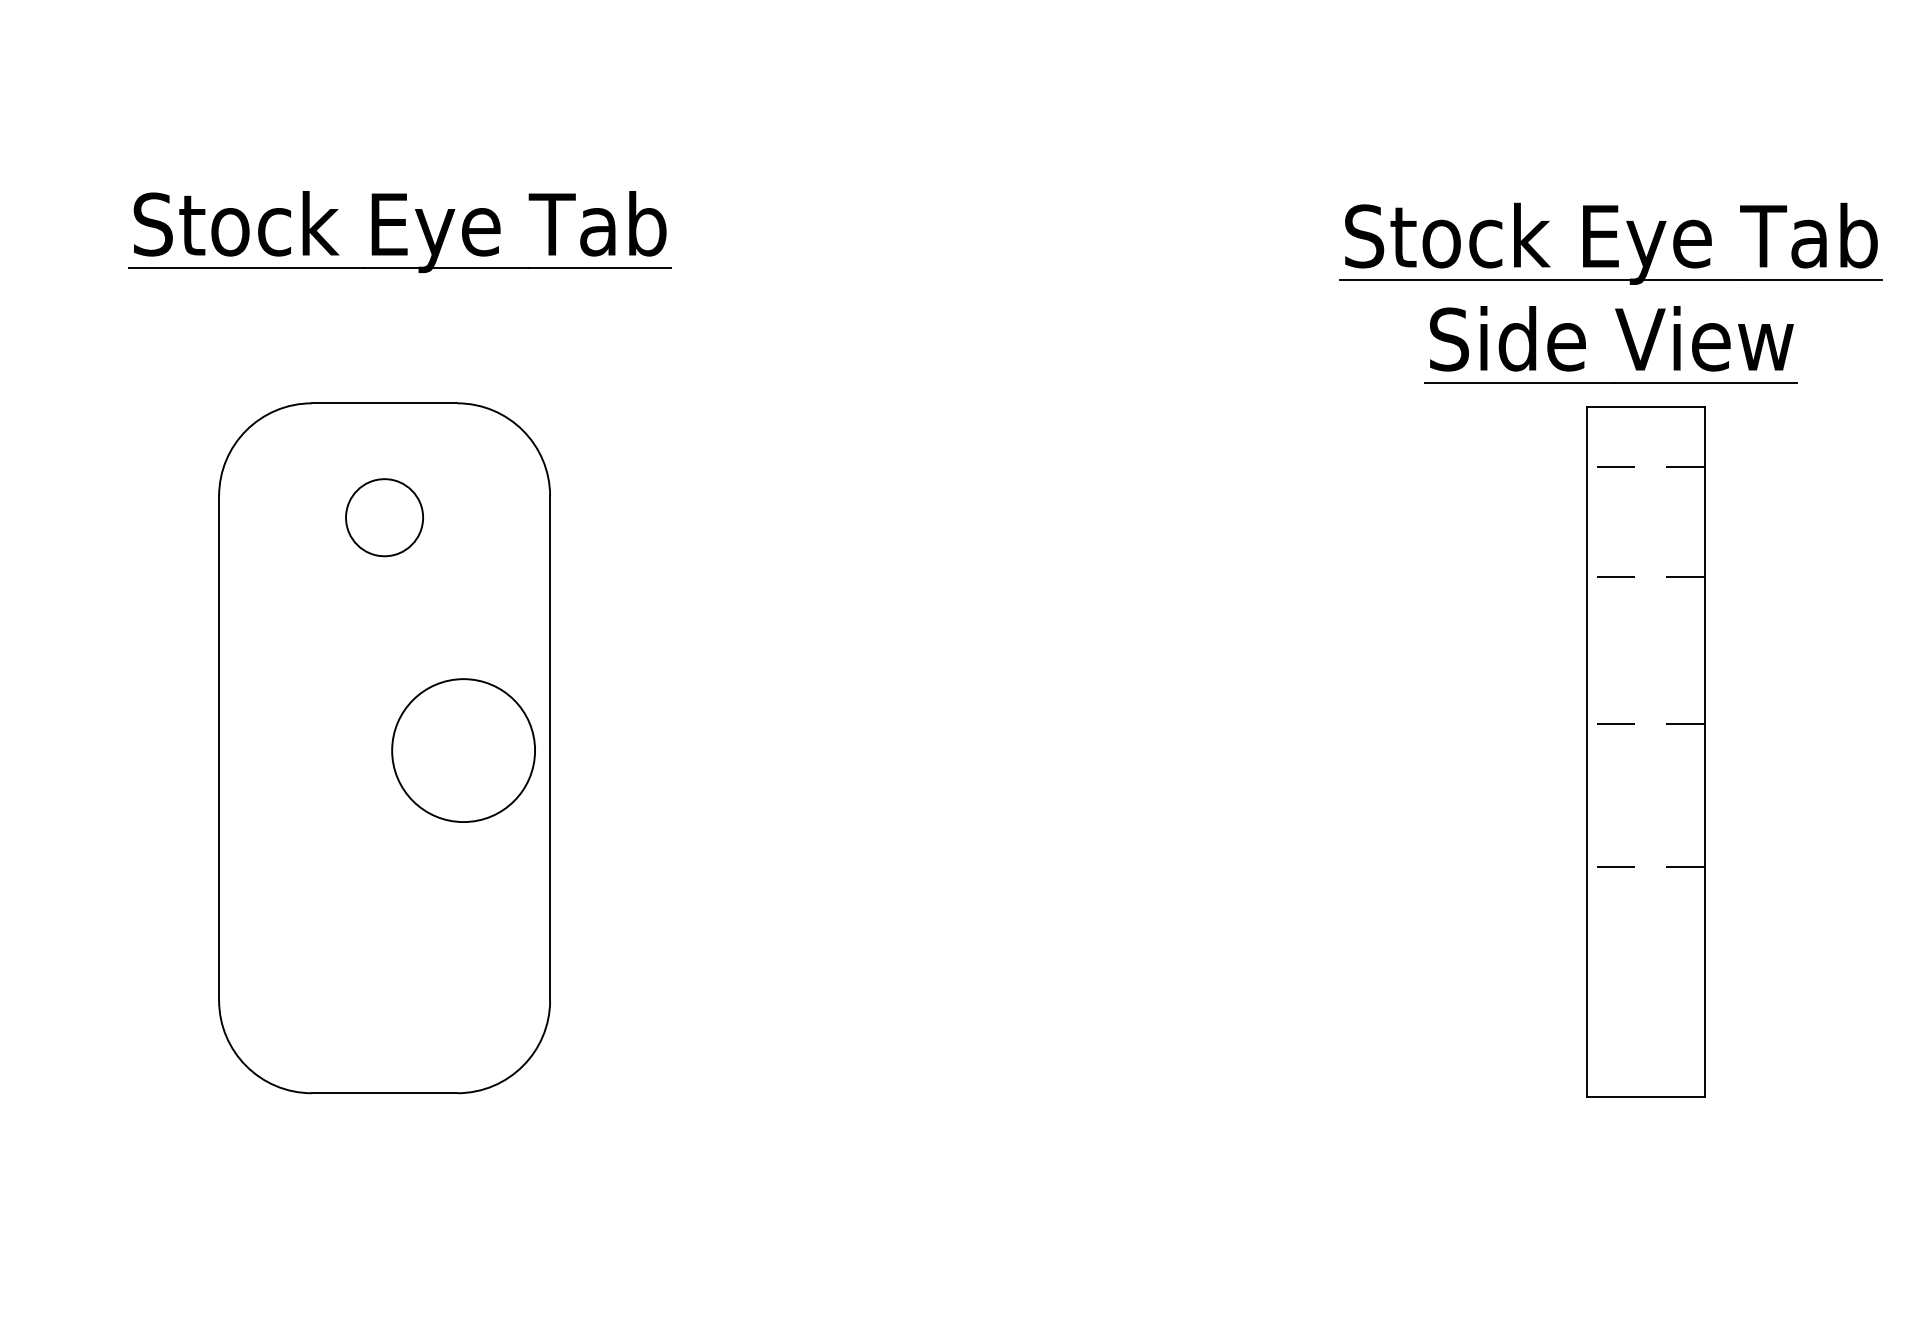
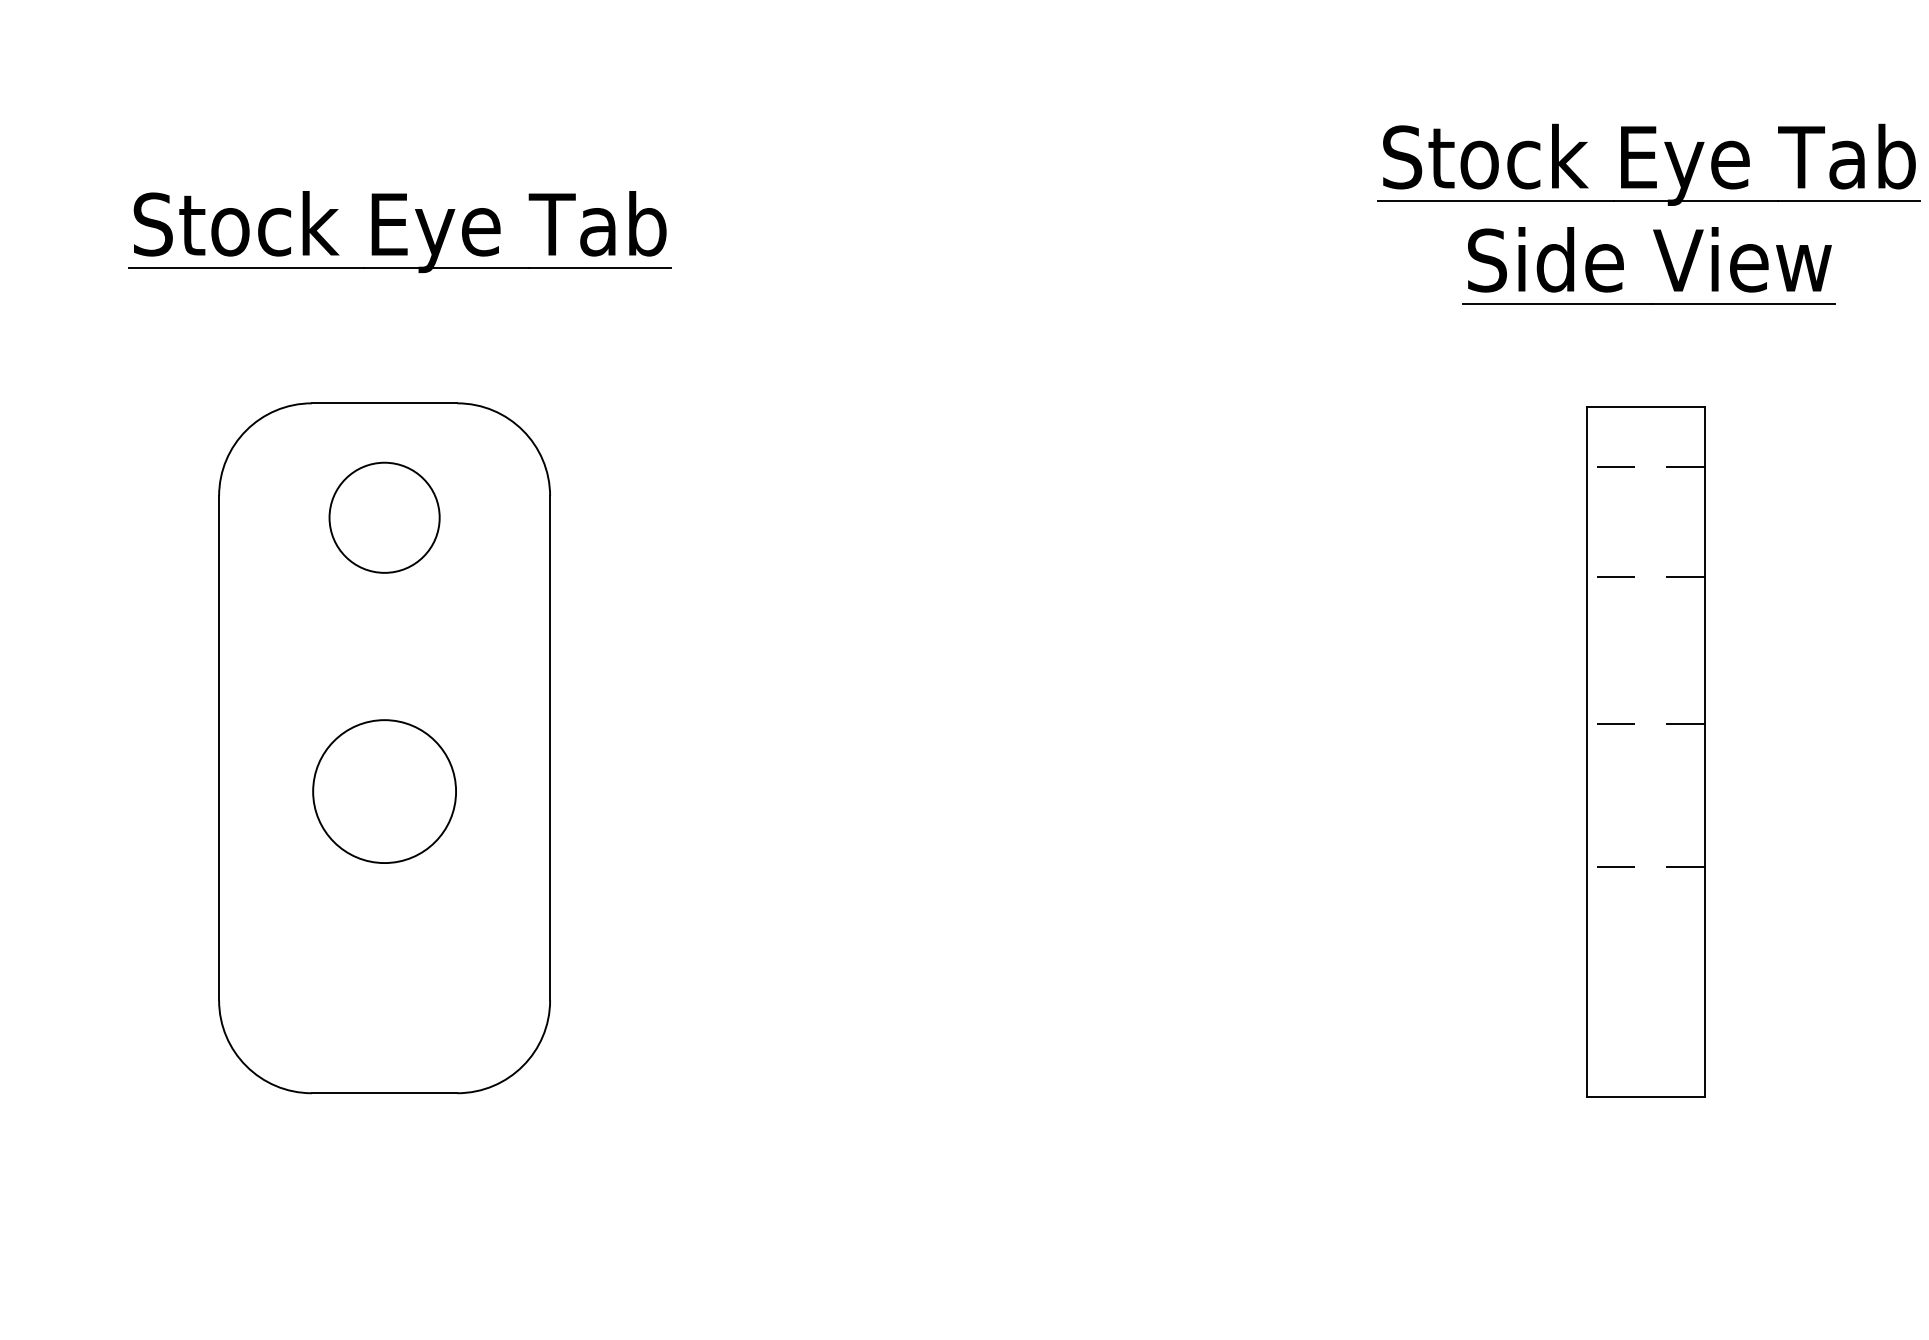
part position: (1610, 280) -> (1648, 201) (1648, 201)
circle size: 79x80 px -> 113x113 px (384, 517)
circle position: (463, 750) -> (384, 791) (384, 791)
